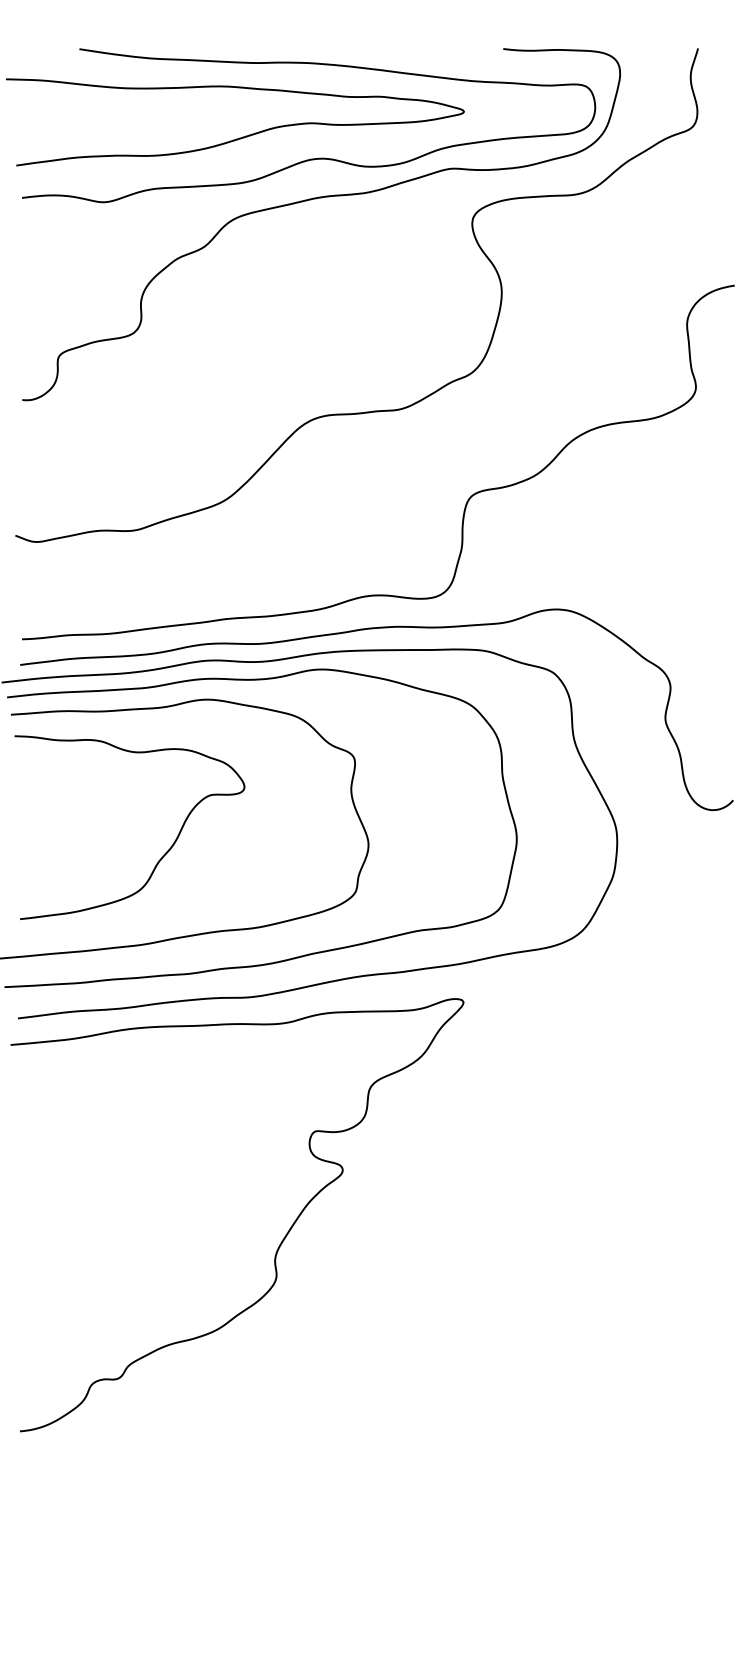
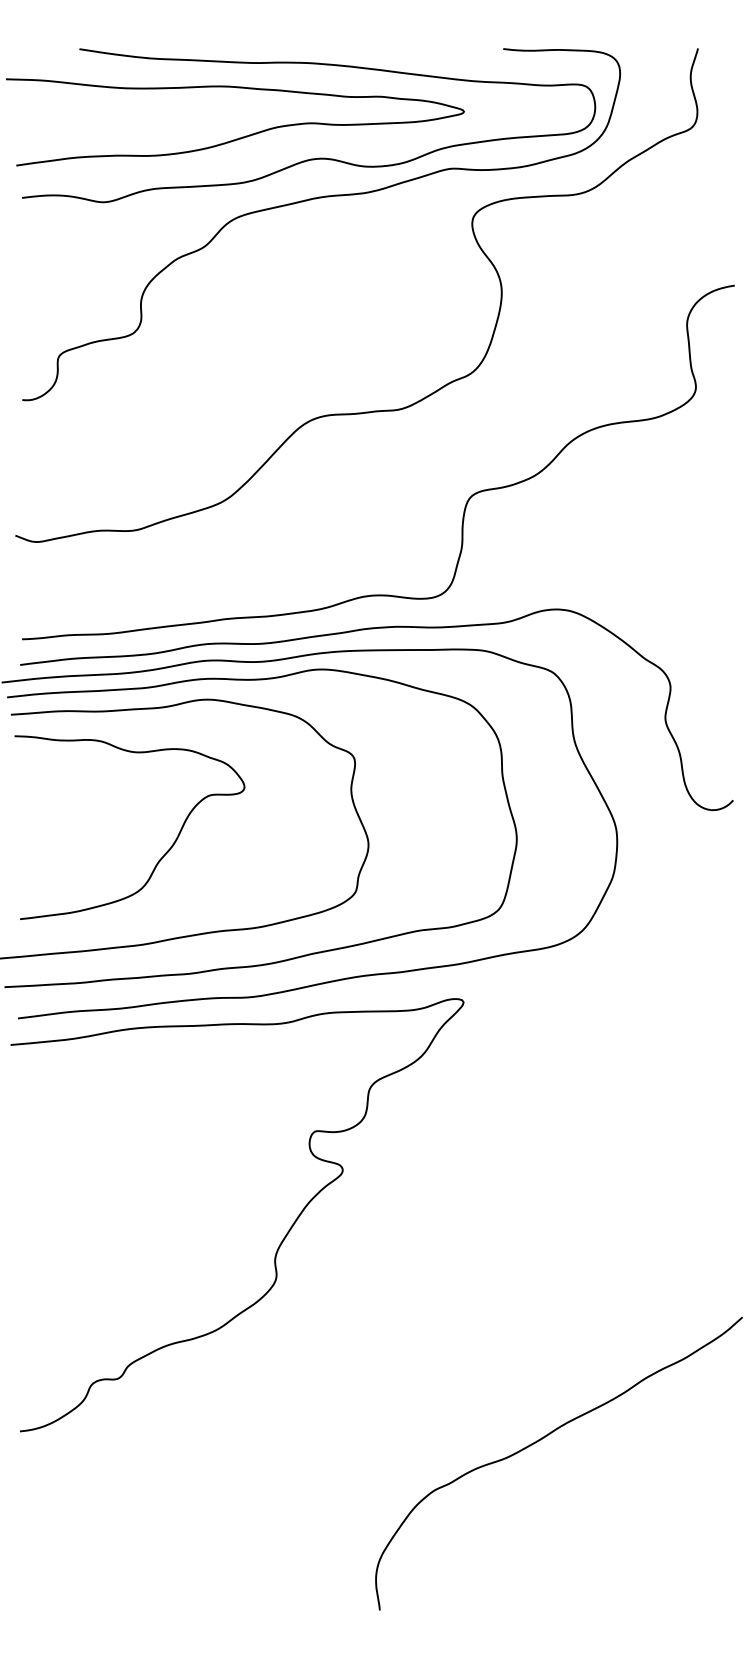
curve: none -> present (544, 1438)
